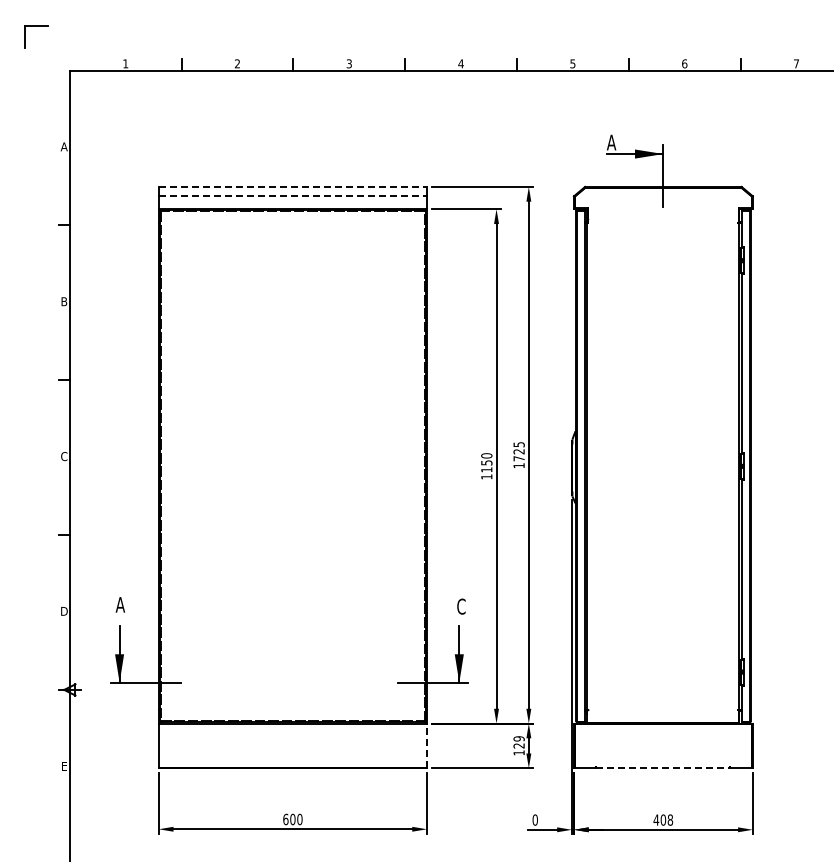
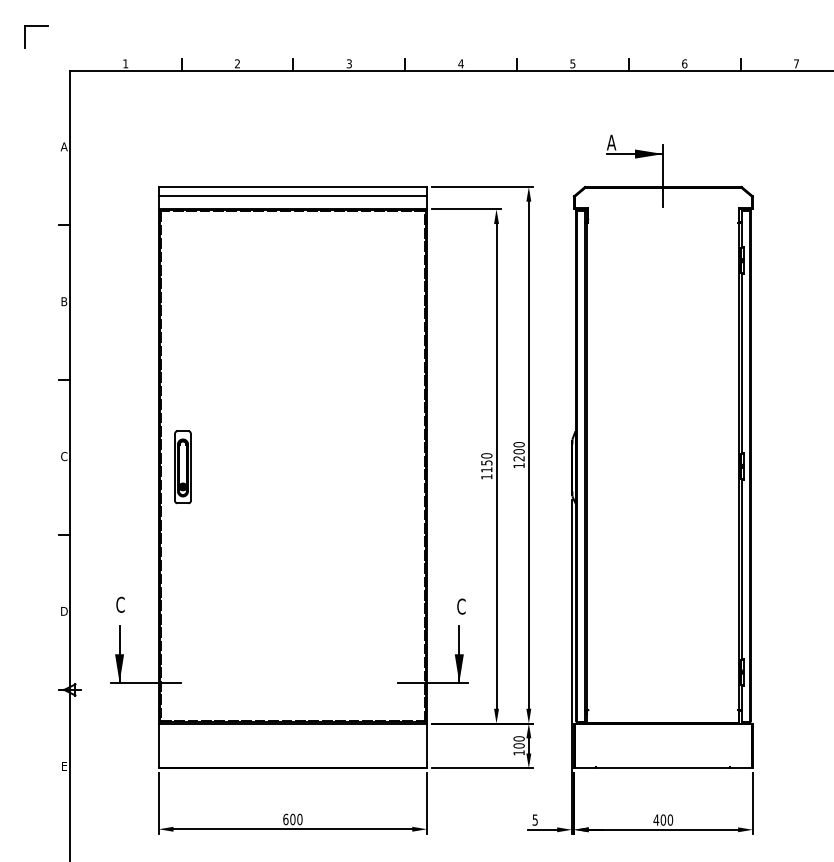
line: dashed -> solid (293, 186)
line: dashed -> solid (293, 196)
text: 1725 -> 1200 (518, 451)
part: none -> present (182, 467)
text: A -> C (120, 604)
text: 129 -> 100 (518, 742)
line: dashed -> solid (427, 745)
line: dashed -> solid (663, 768)
text: 0 -> 5 (534, 819)
text: 408 -> 400 (670, 819)
